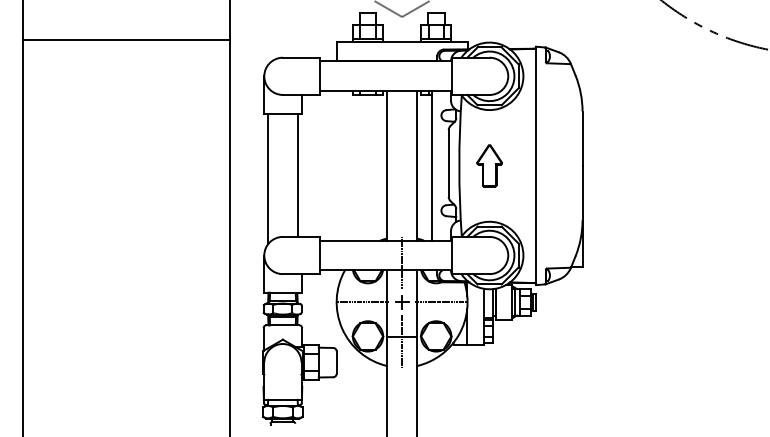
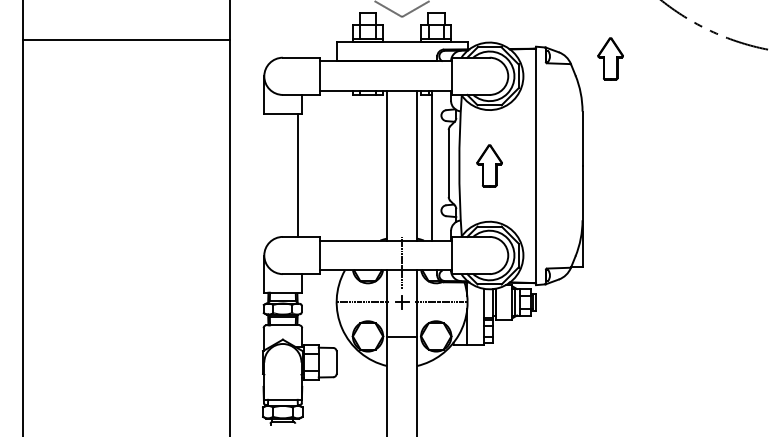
part: none -> present (610, 58)
line: present -> none (267, 178)
line: present -> none (402, 341)
